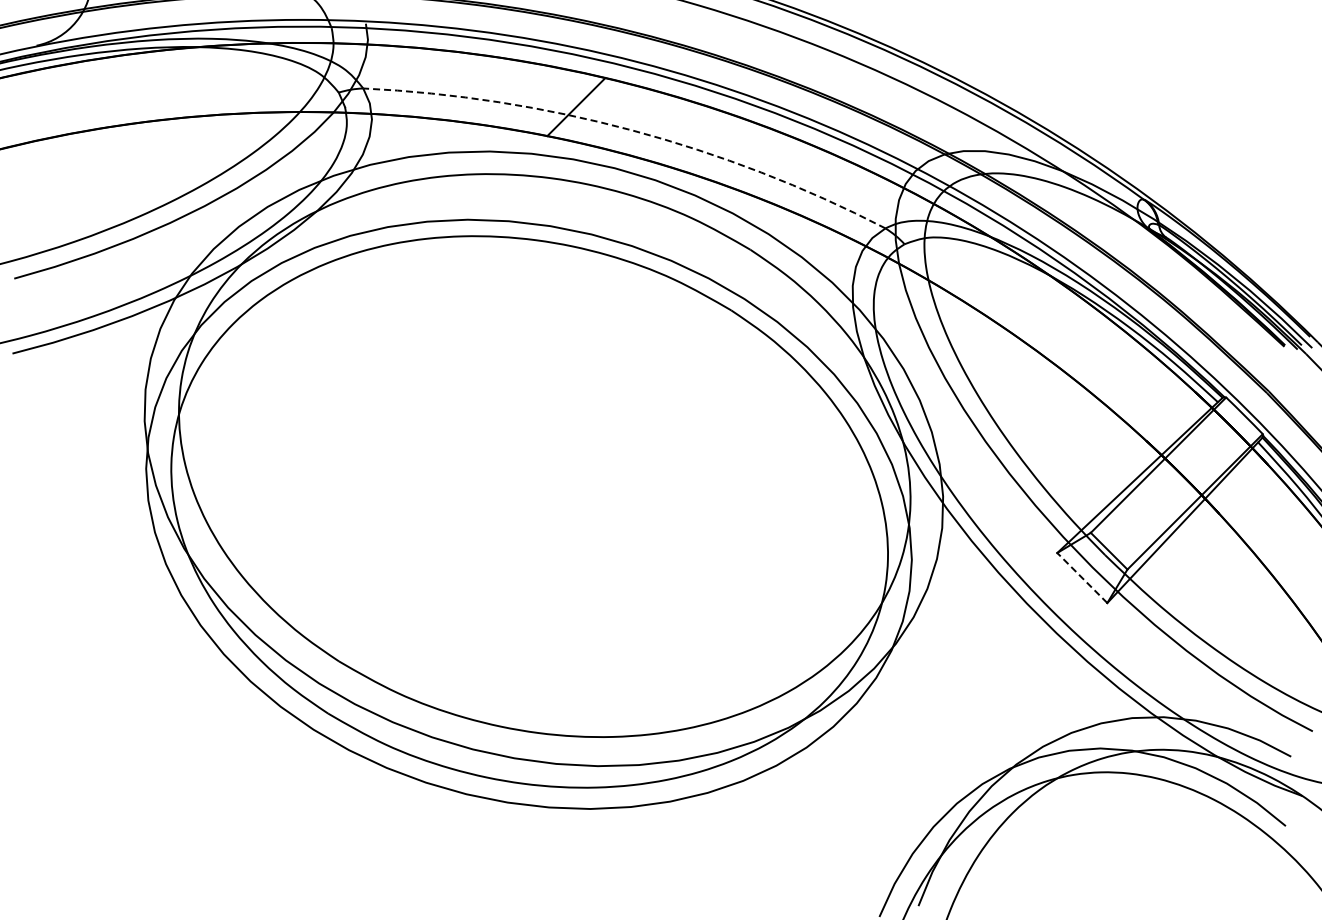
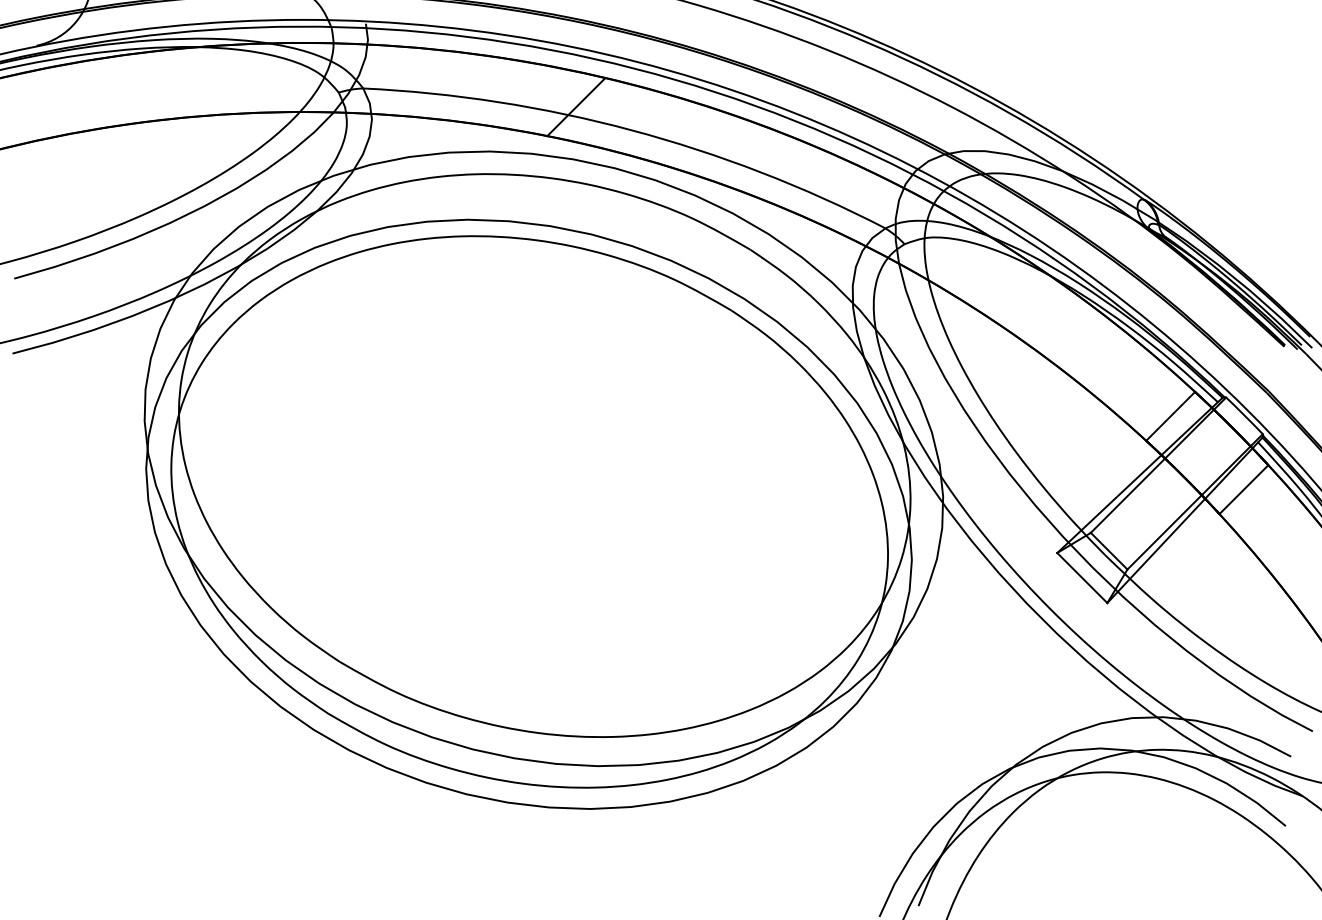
arc: dashed -> solid (631, 130)
line: none -> present (1170, 415)
line: none -> present (1243, 489)
line: dashed -> solid (1081, 577)
